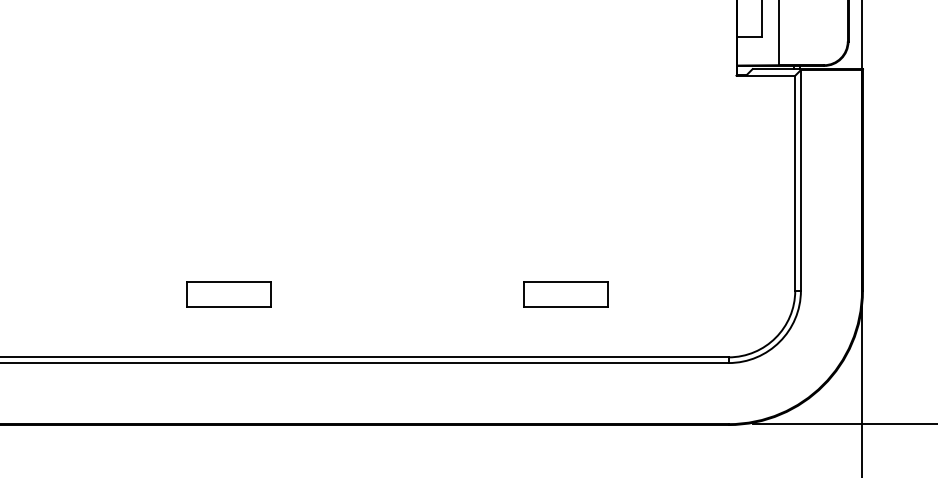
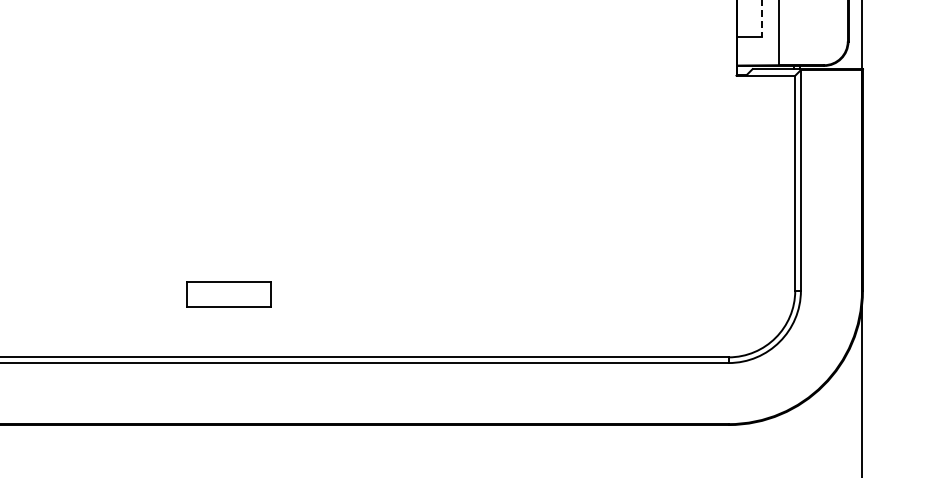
line: solid -> dashed (762, 18)
part: present -> none (565, 294)
line: present -> none (843, 424)
